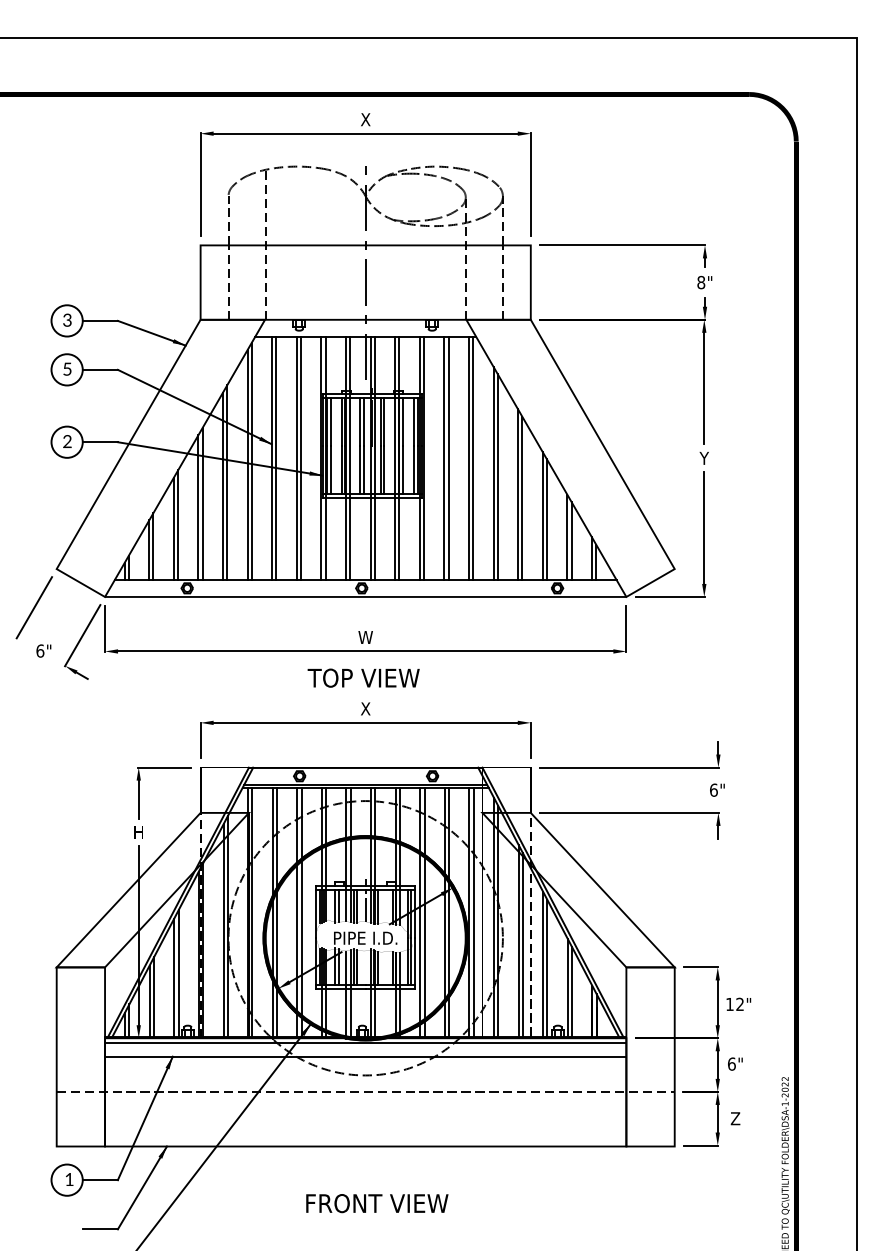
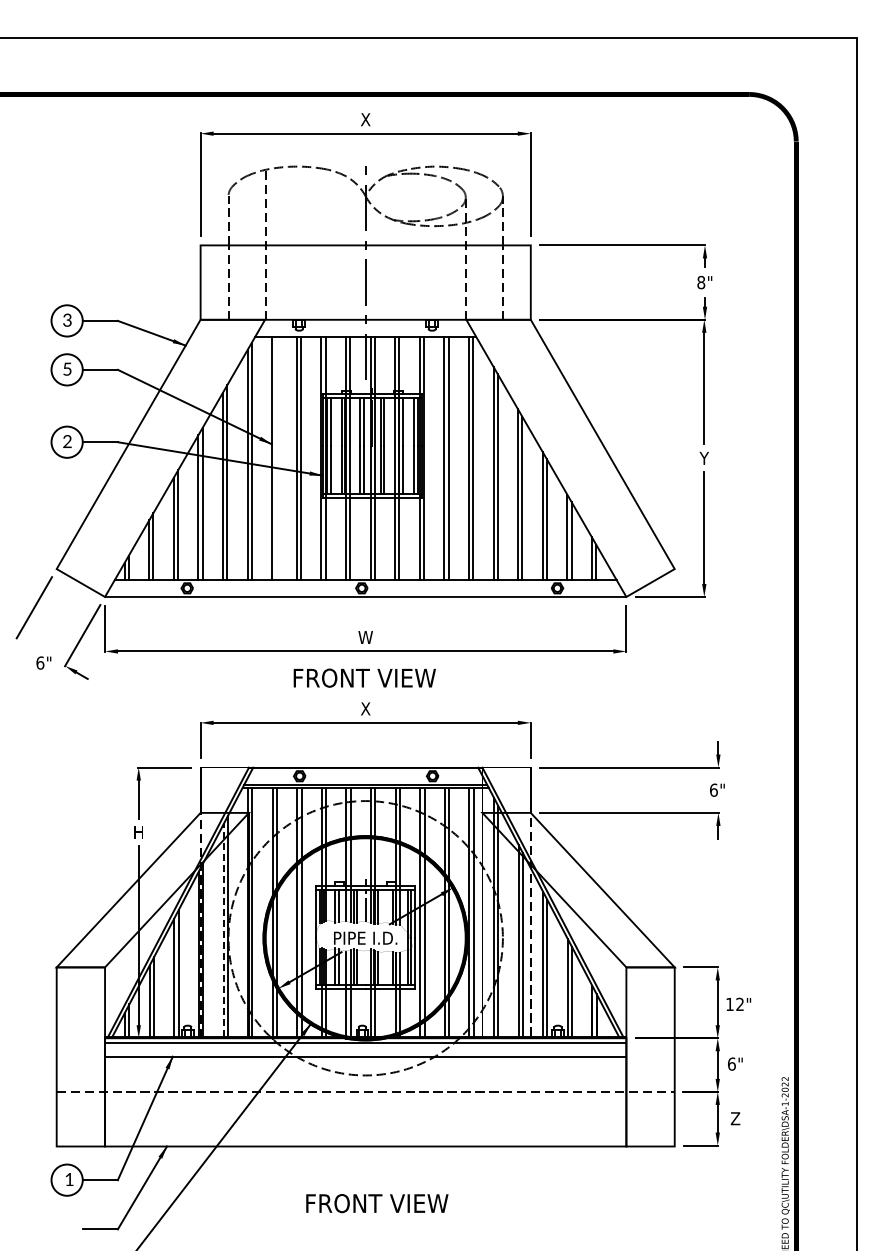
line: present -> none (276, 457)
text position: (43, 650) -> (43, 662) (43, 662)
text: TOP VIEW -> FRONT VIEW (364, 677)
line: solid -> dashed (223, 930)
